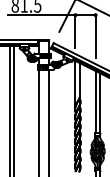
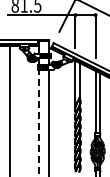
line: present -> none (13, 109)
line: solid -> dashed (39, 122)
